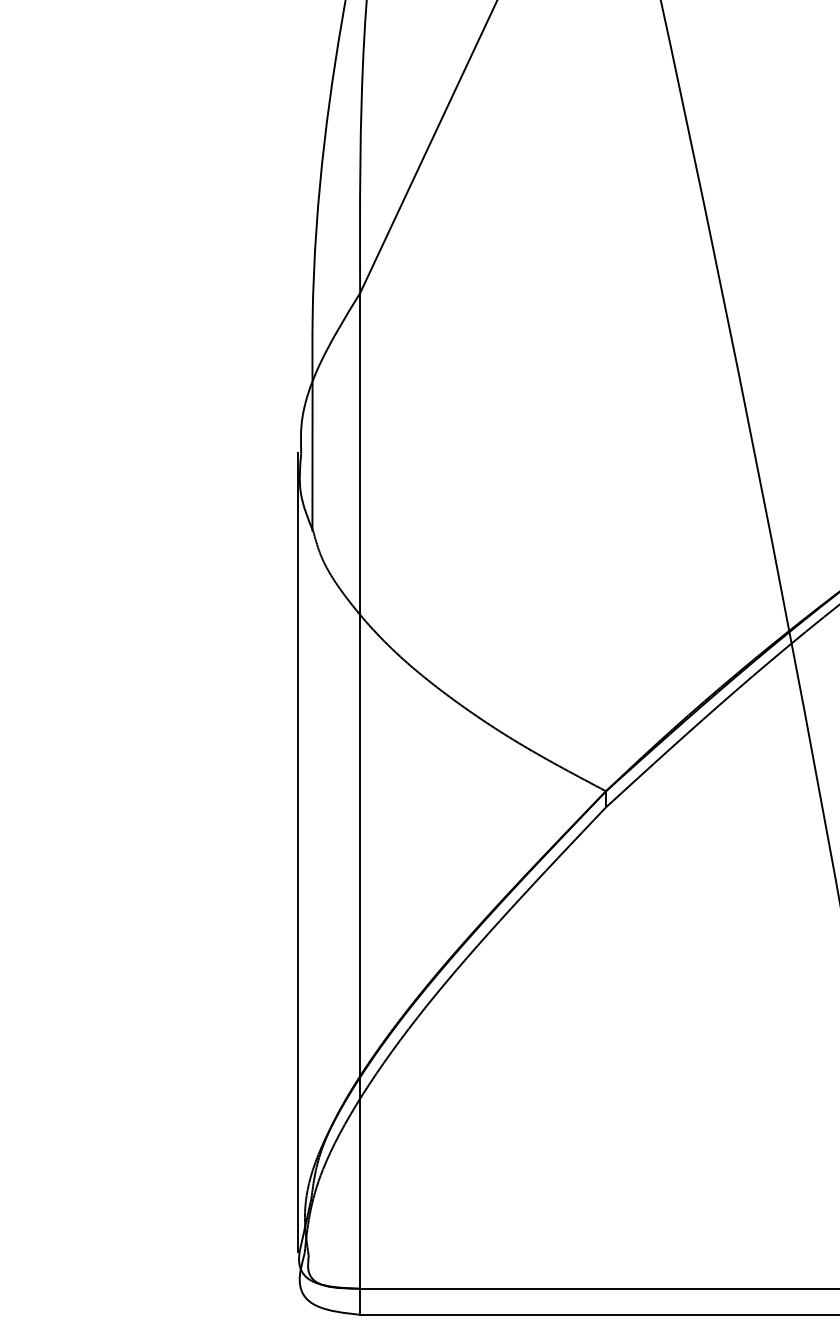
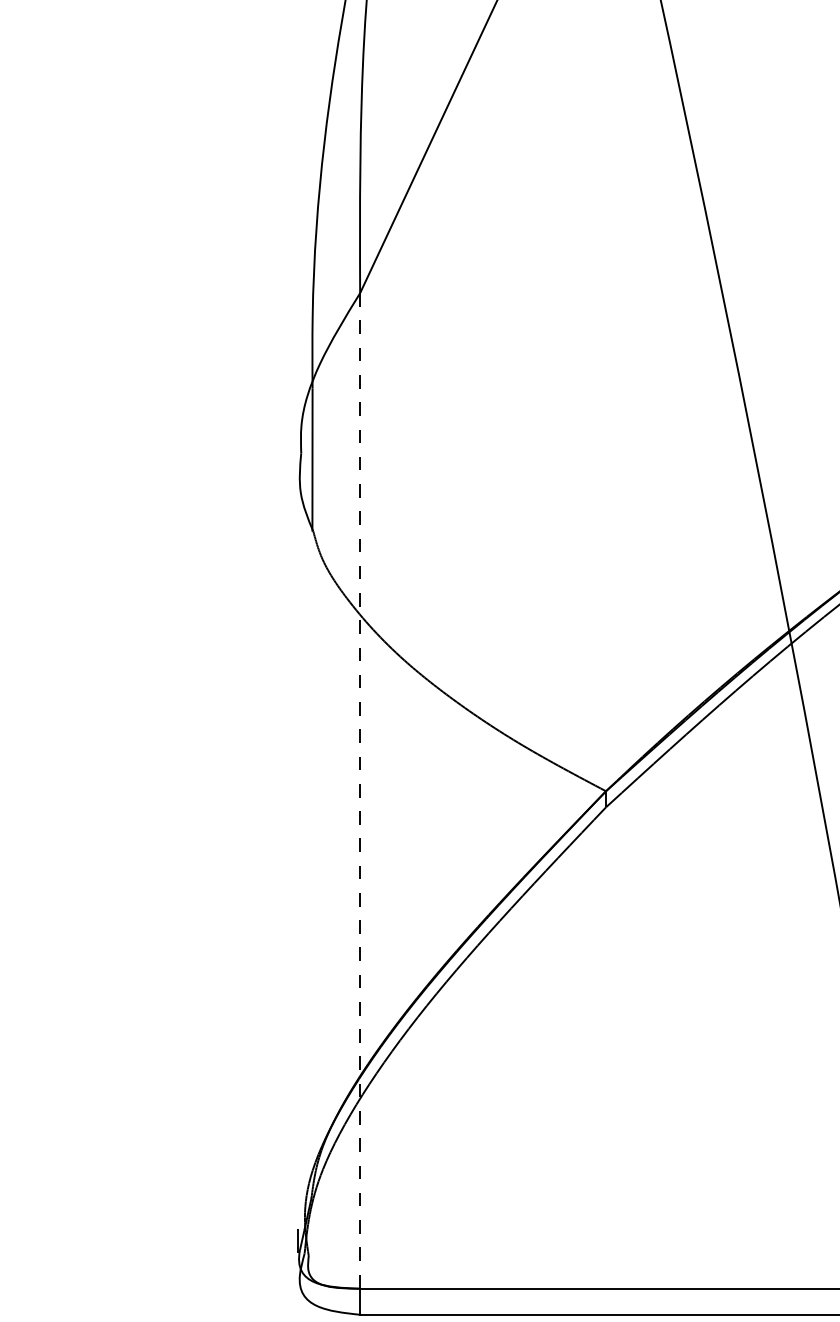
line: solid -> dashed (360, 790)
line: present -> none (298, 841)
